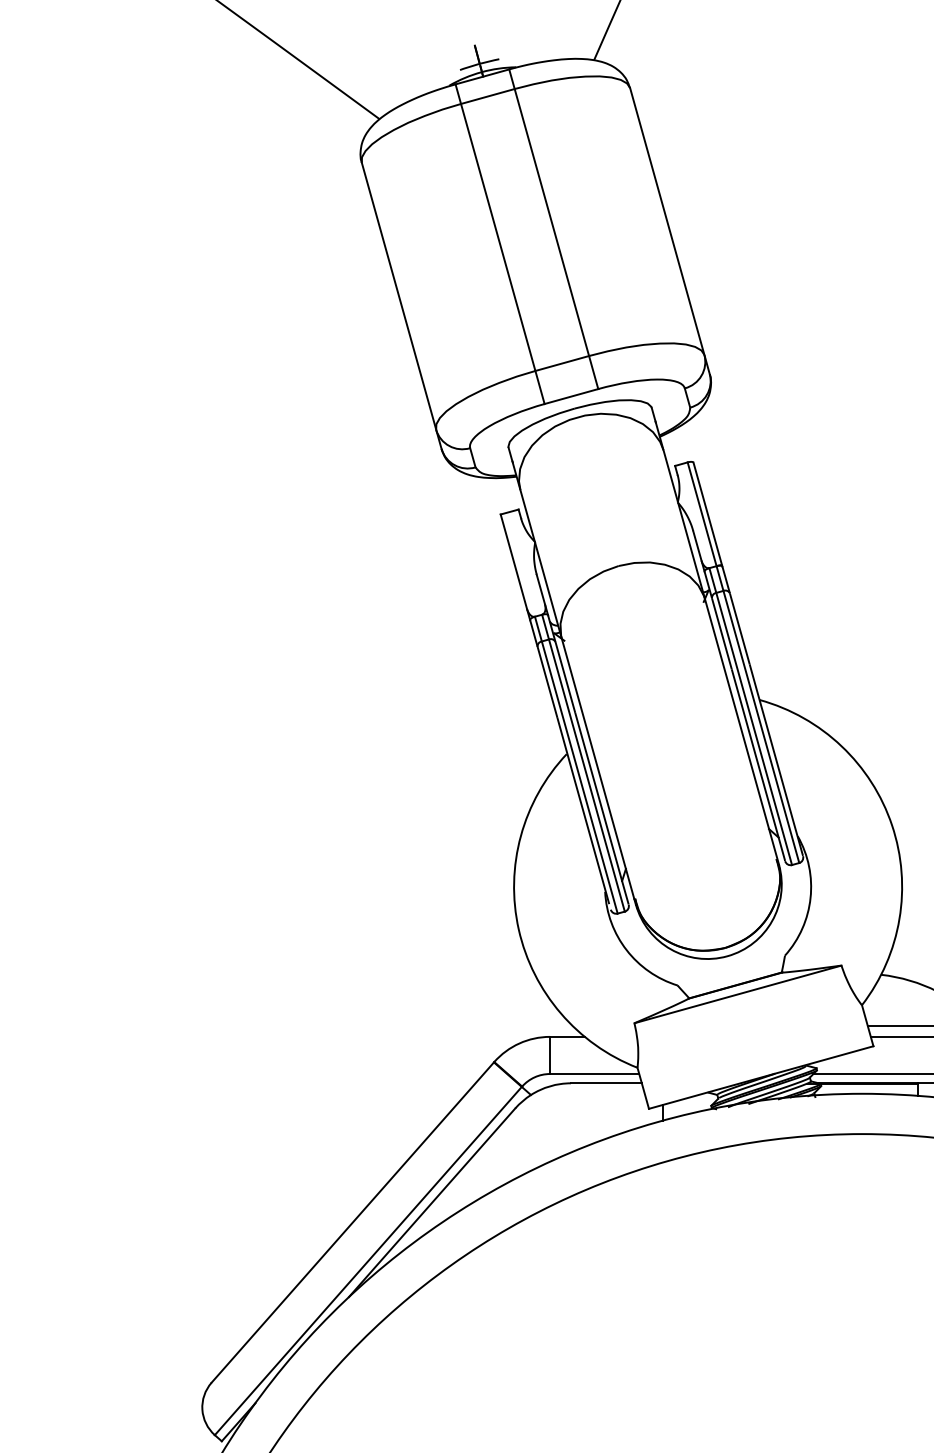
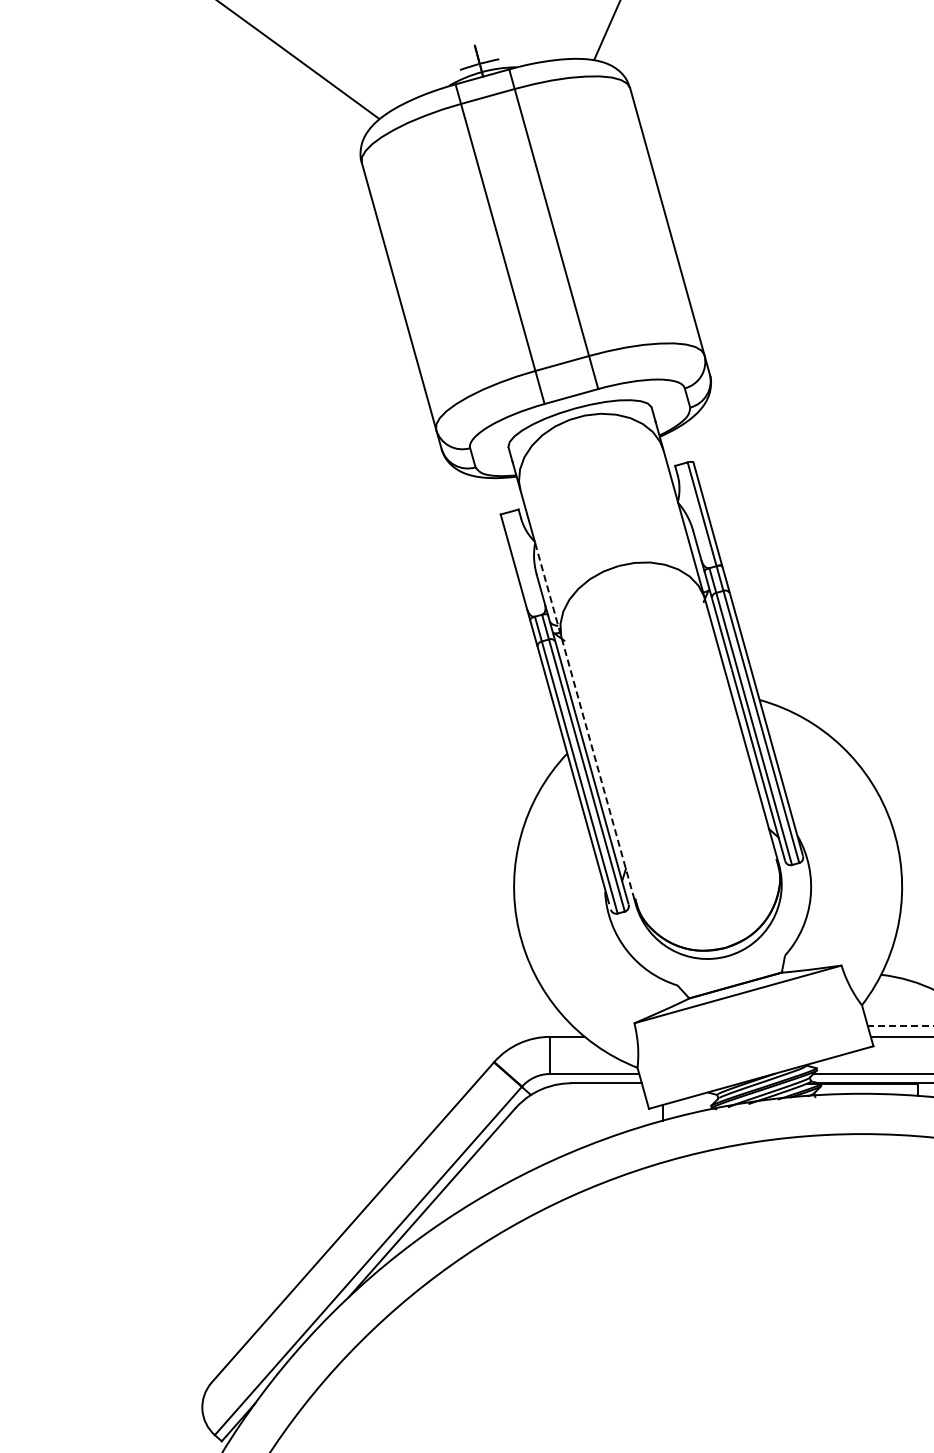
line: solid -> dashed (584, 721)
line: solid -> dashed (900, 1026)
